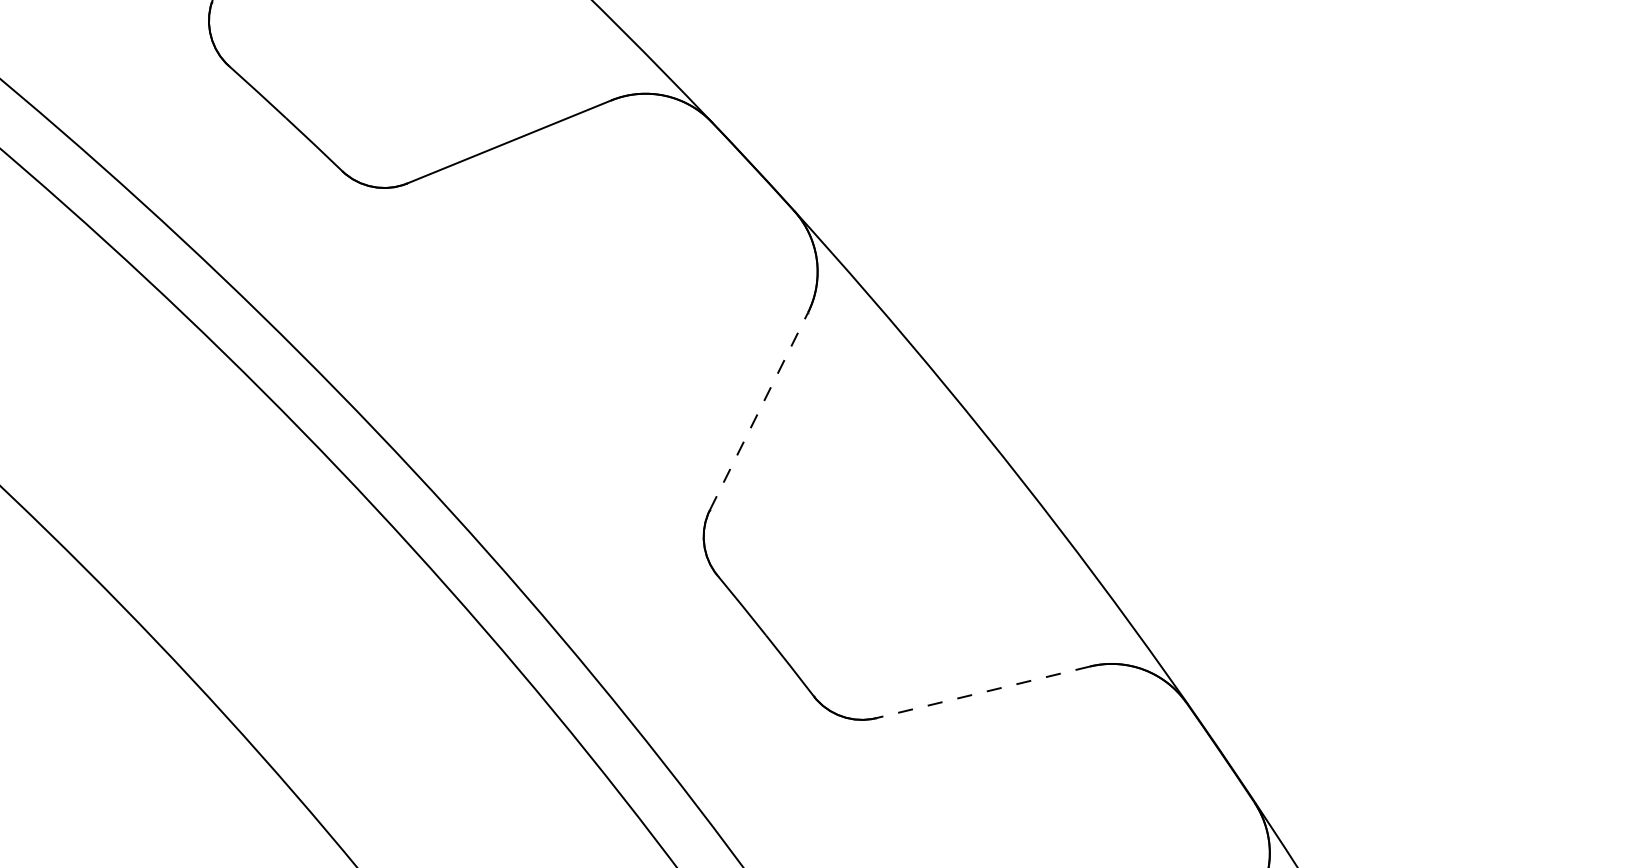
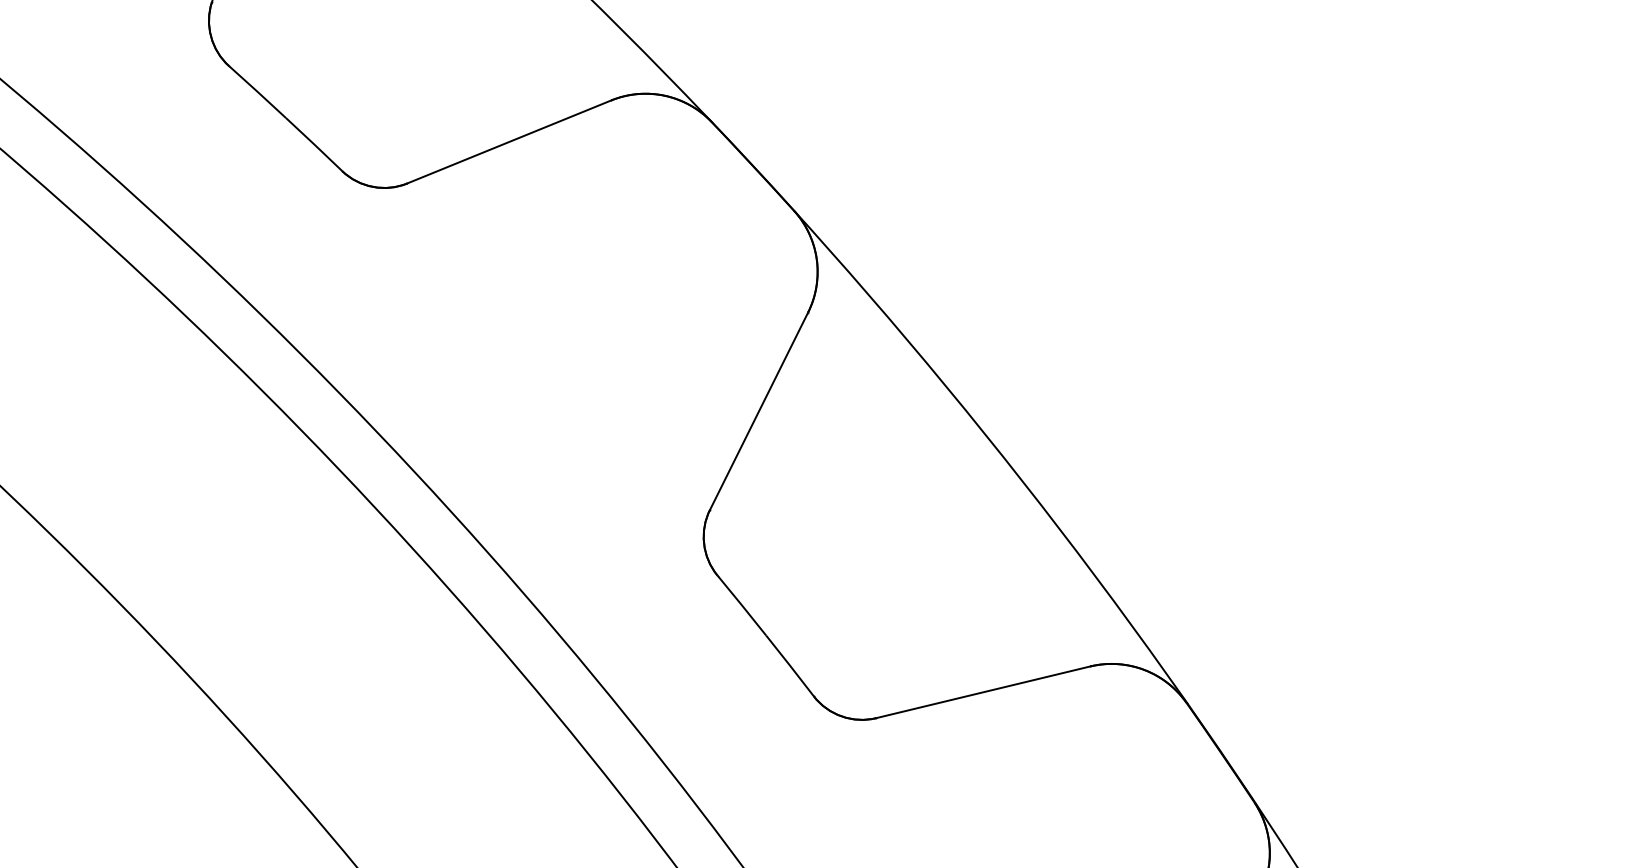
line: dashed -> solid (759, 410)
line: dashed -> solid (982, 692)
